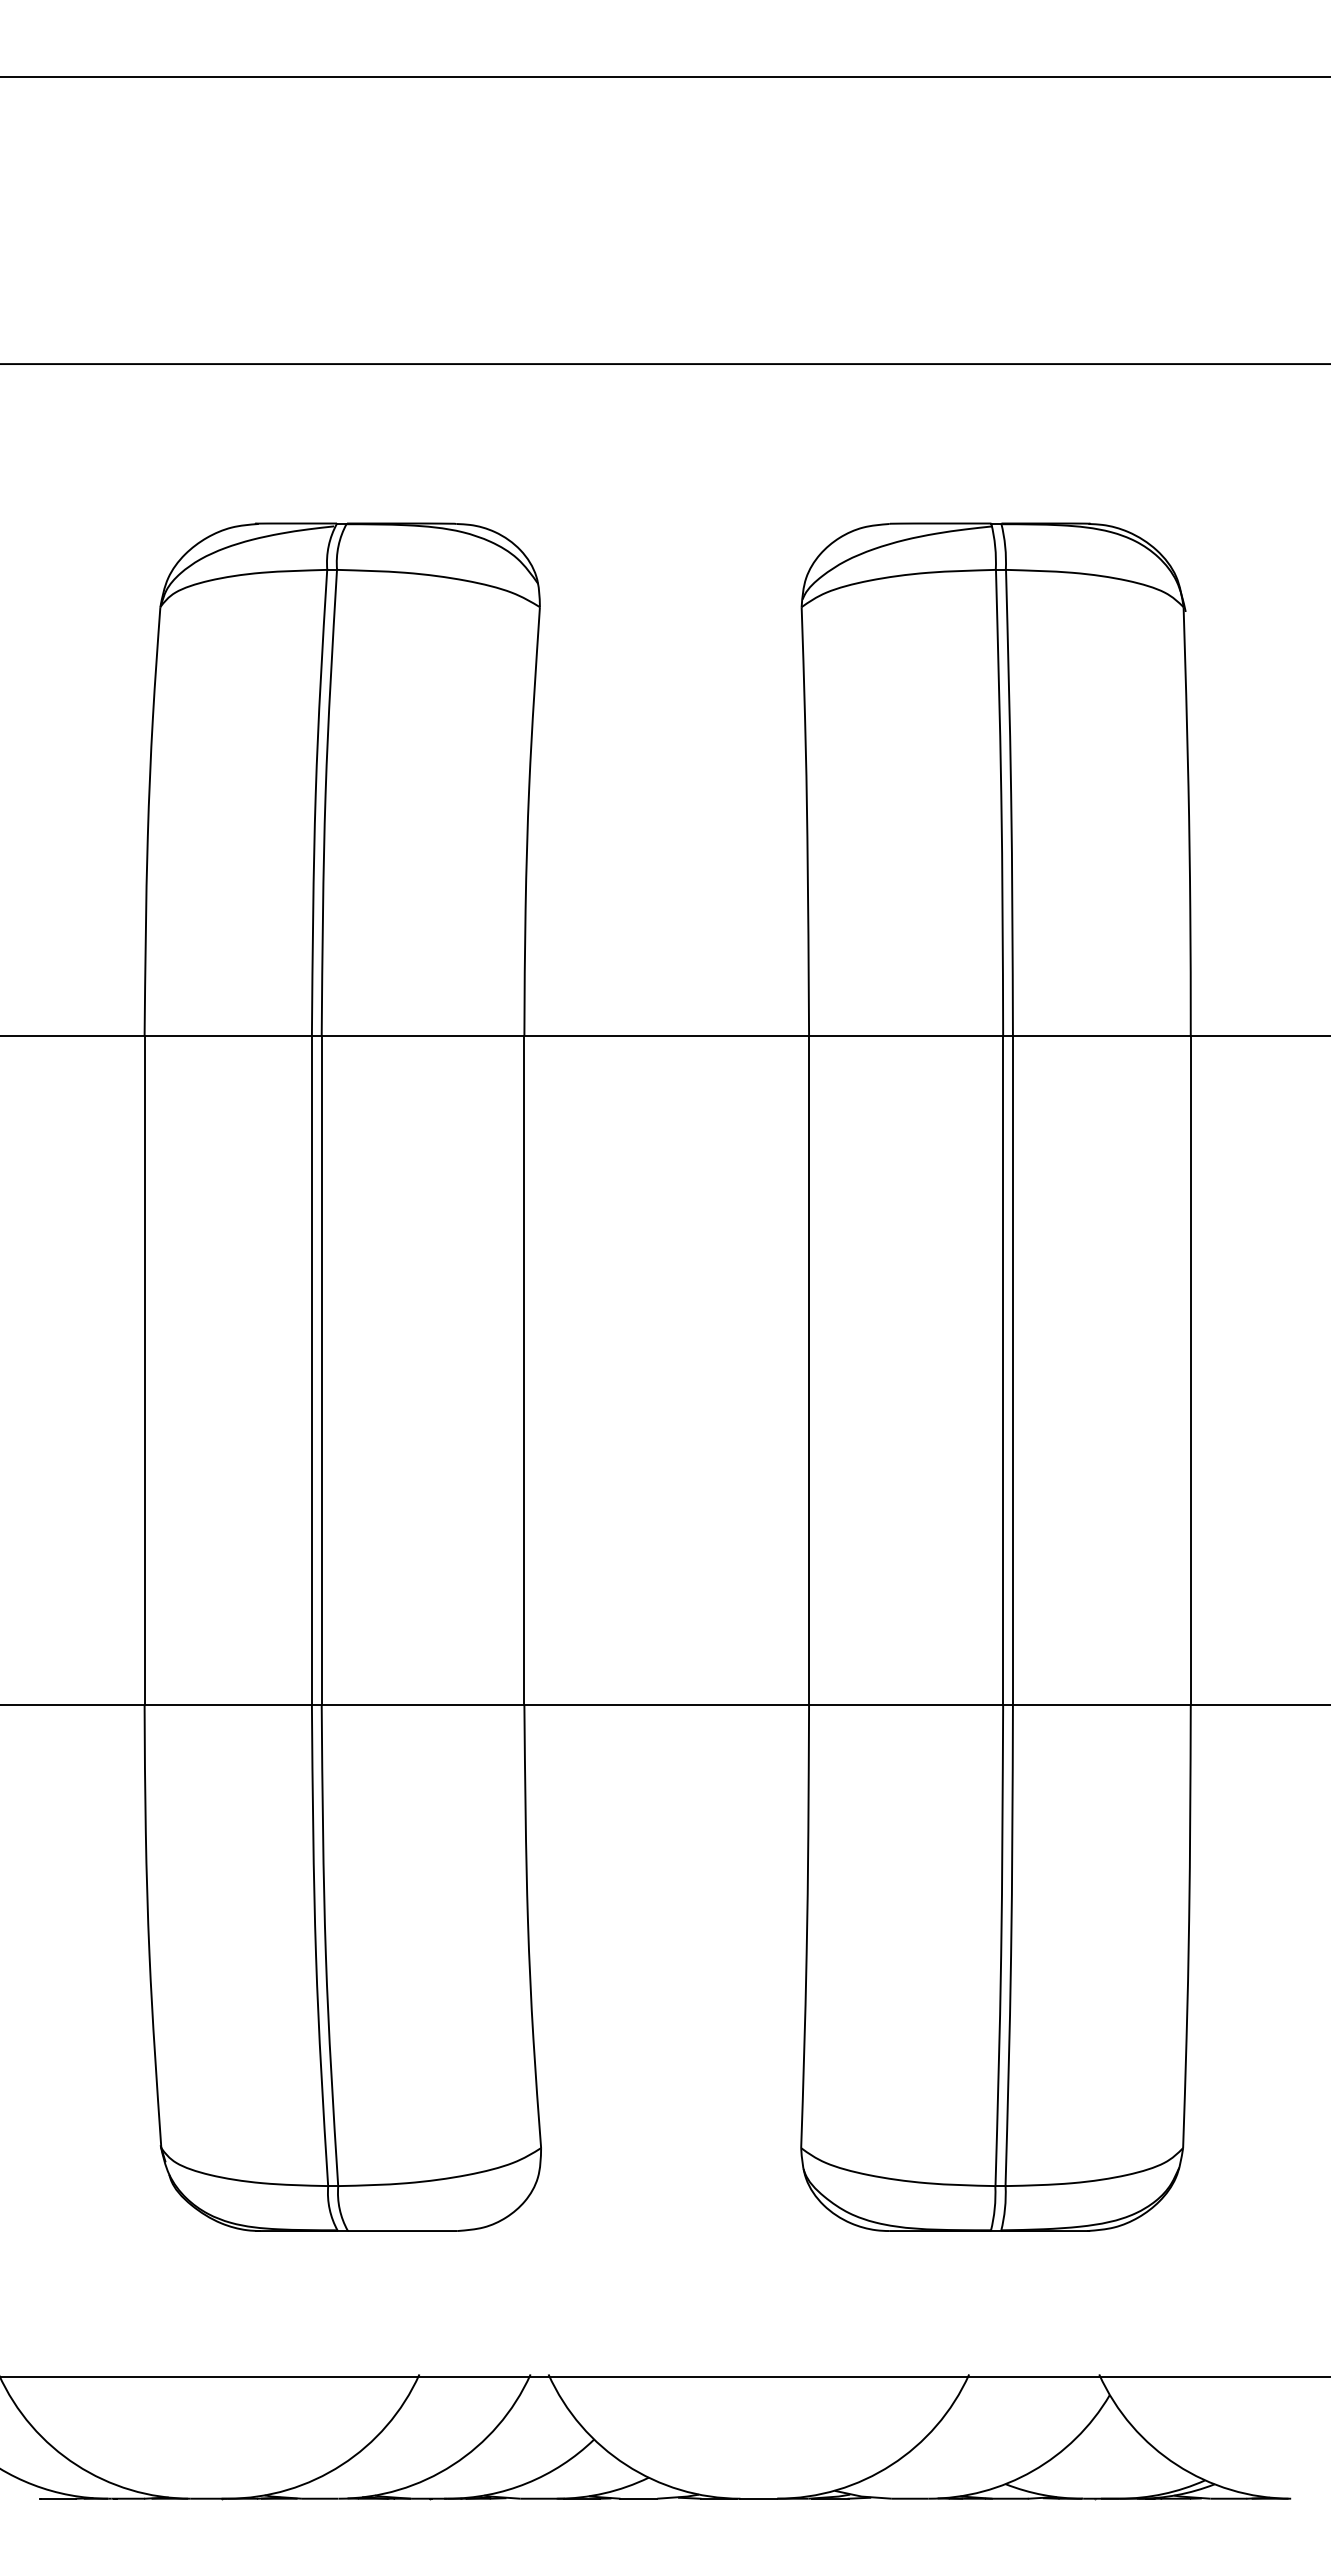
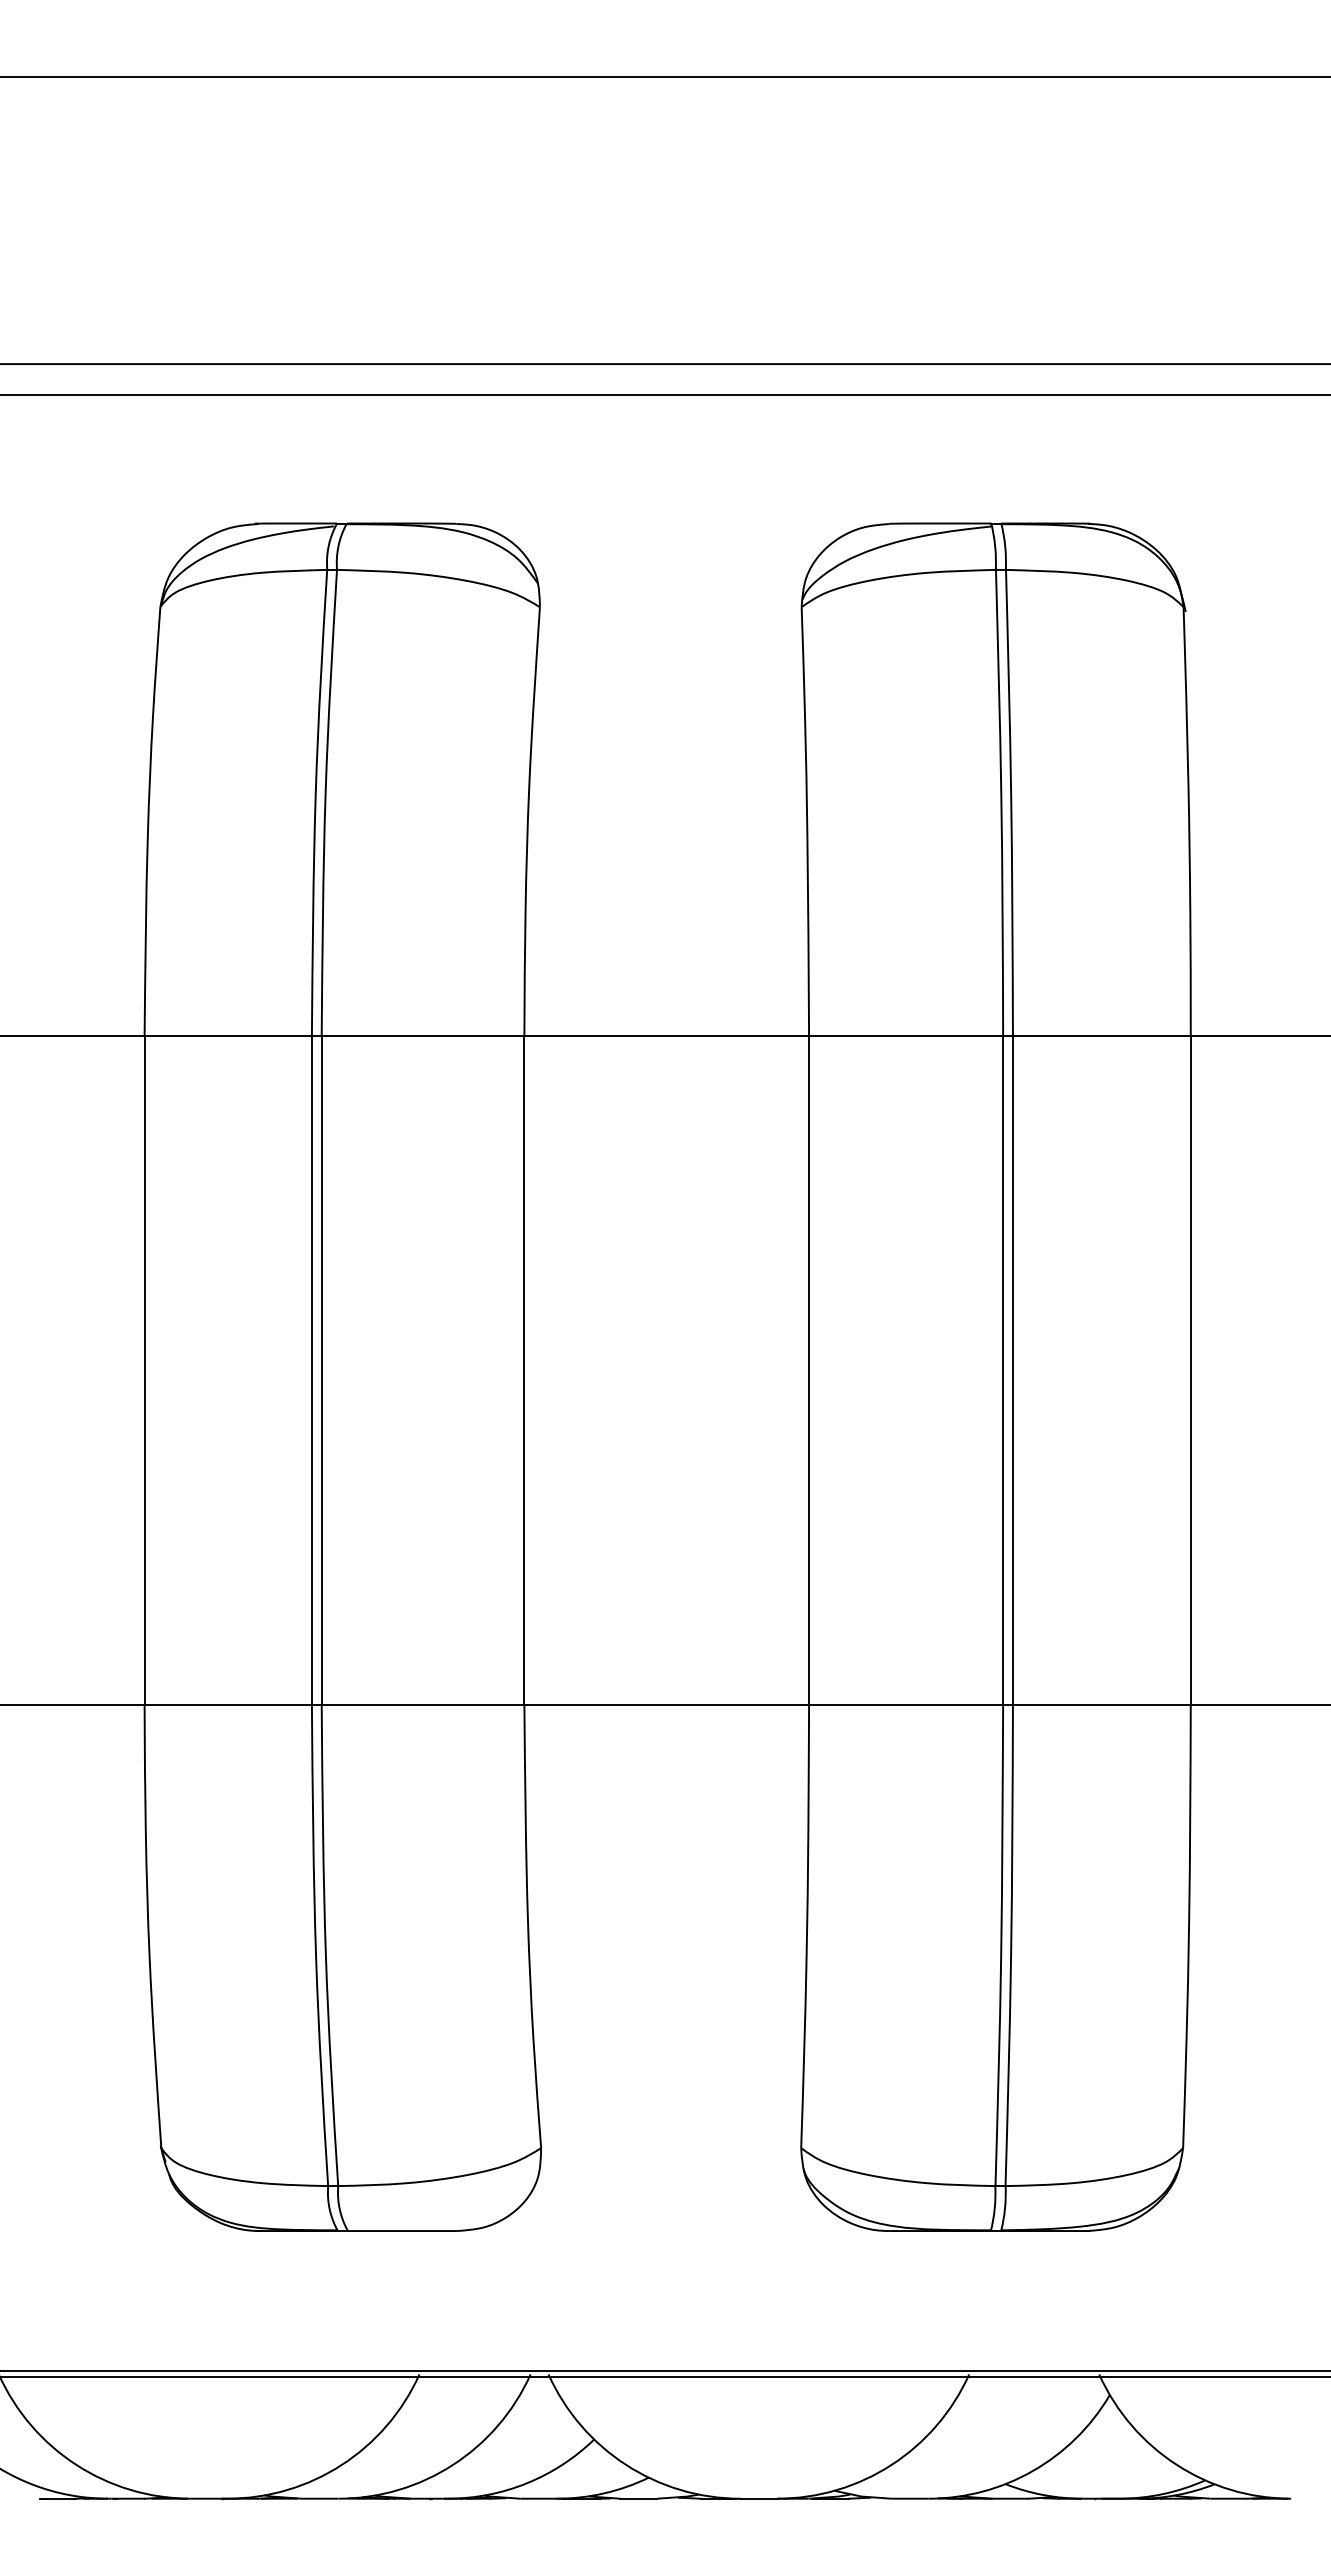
line: none -> present (664, 394)
line: none -> present (664, 2370)
